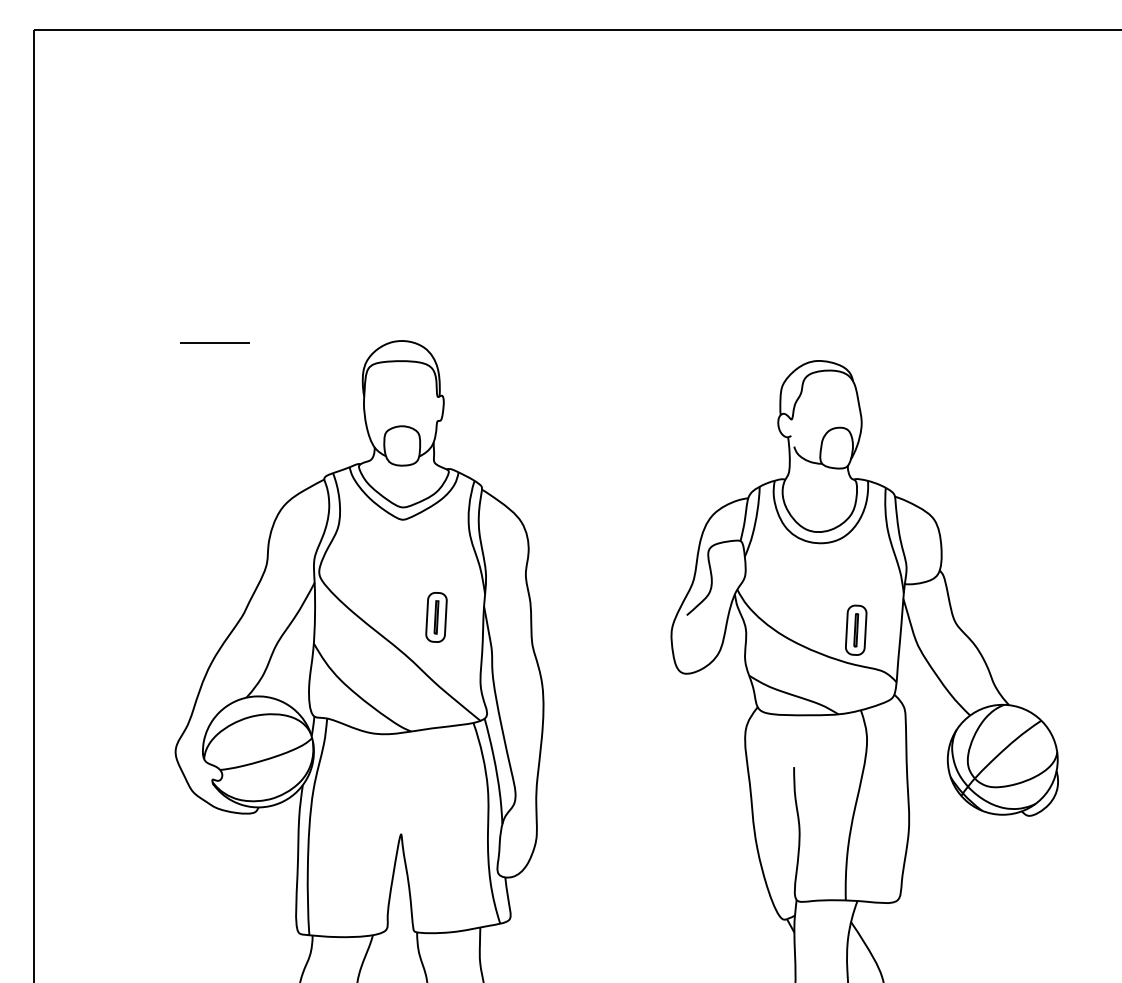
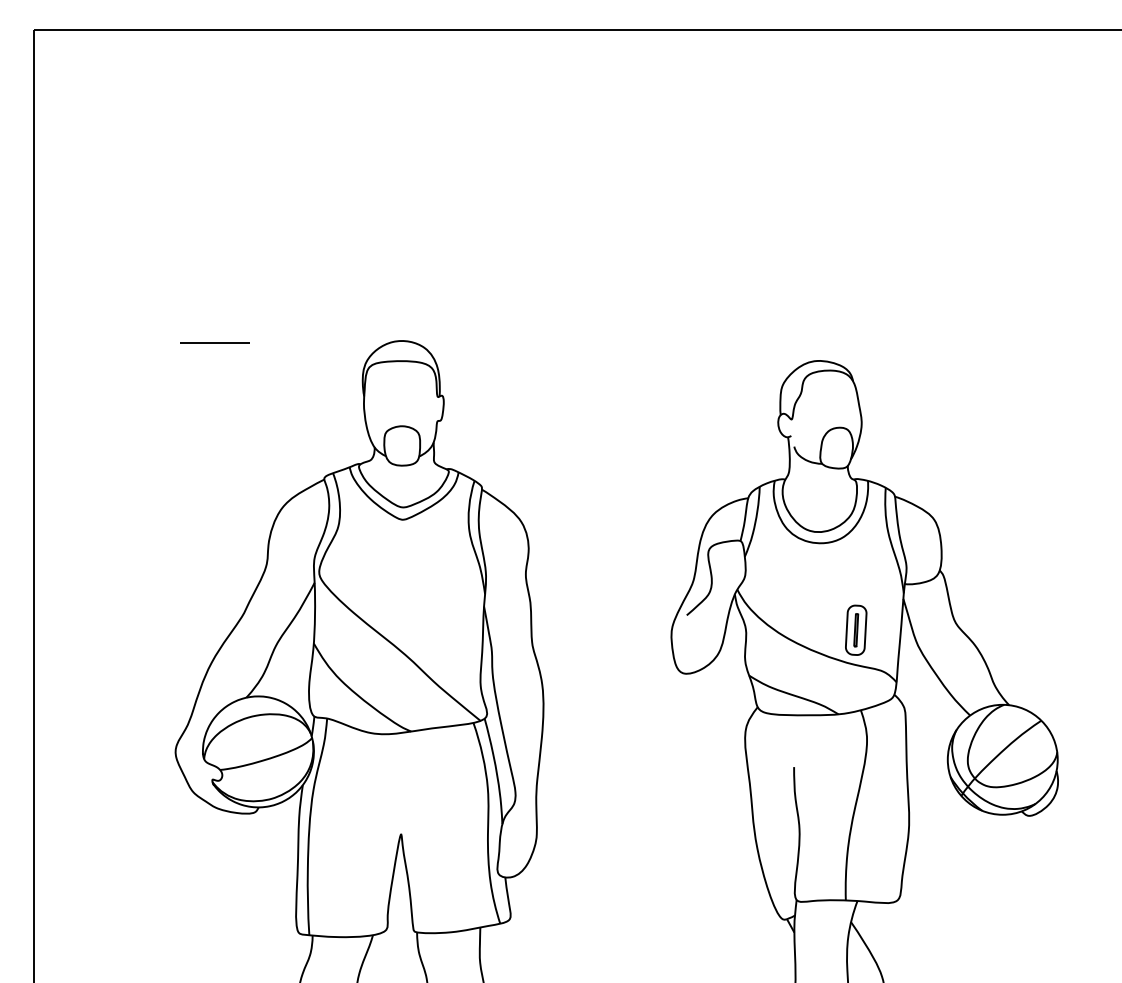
part: present -> none (436, 617)
